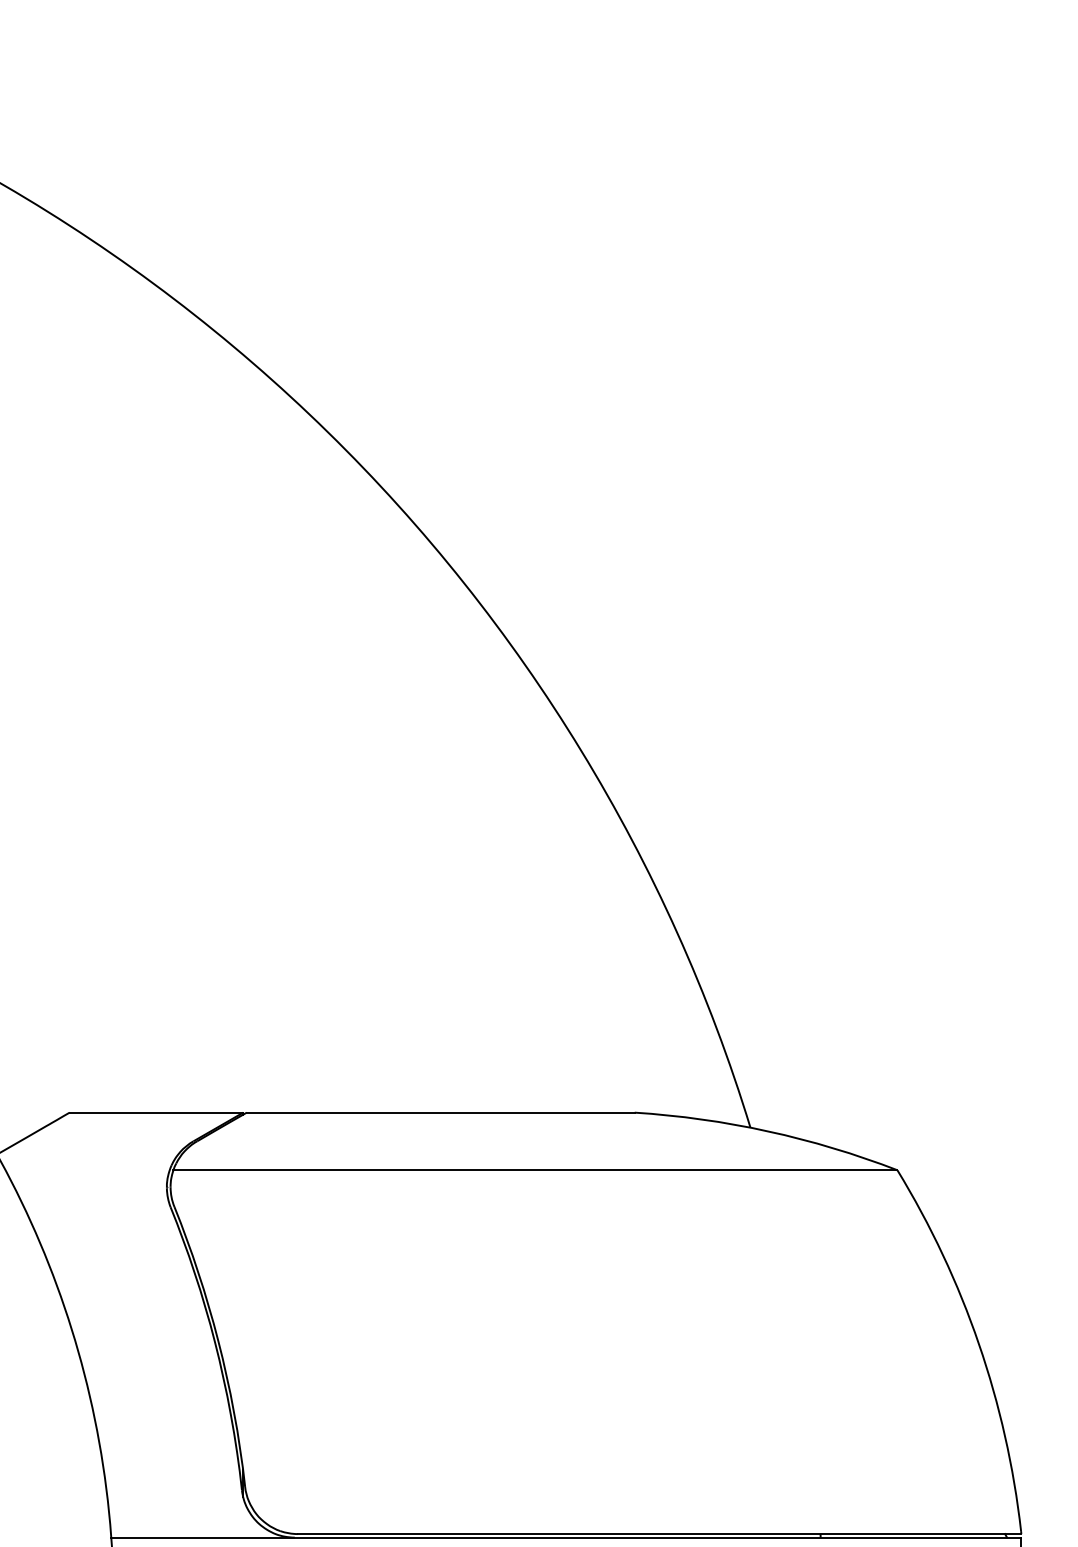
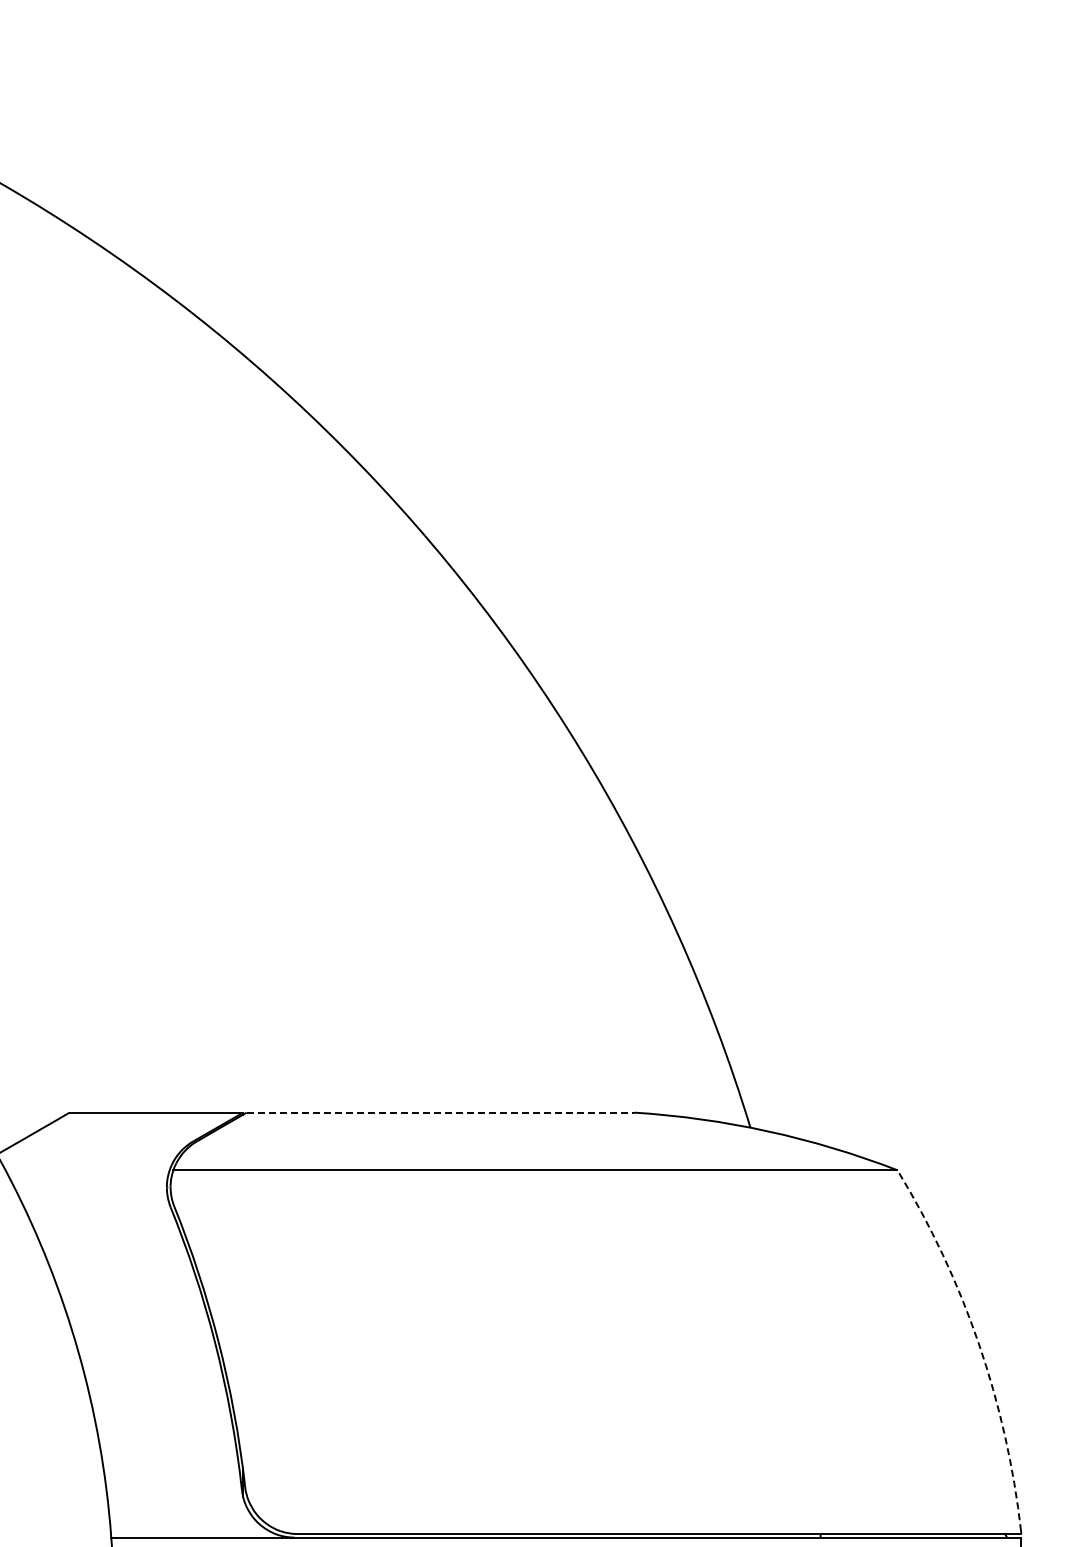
line: solid -> dashed (440, 1112)
arc: solid -> dashed (978, 1343)
